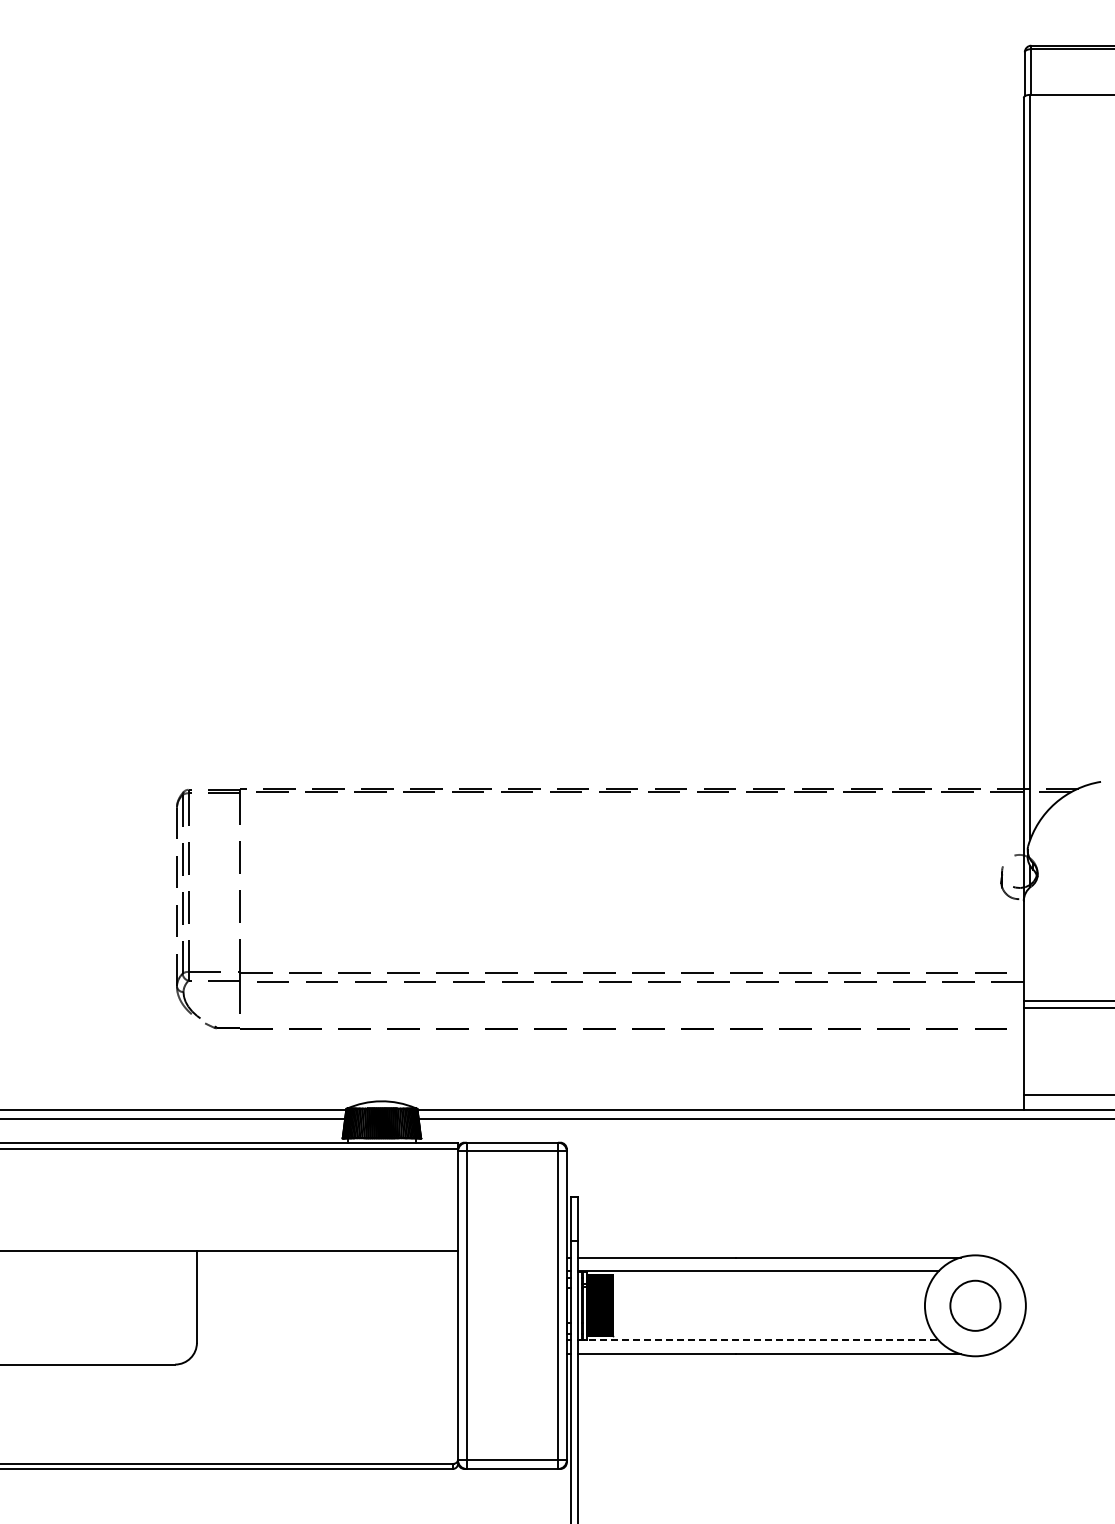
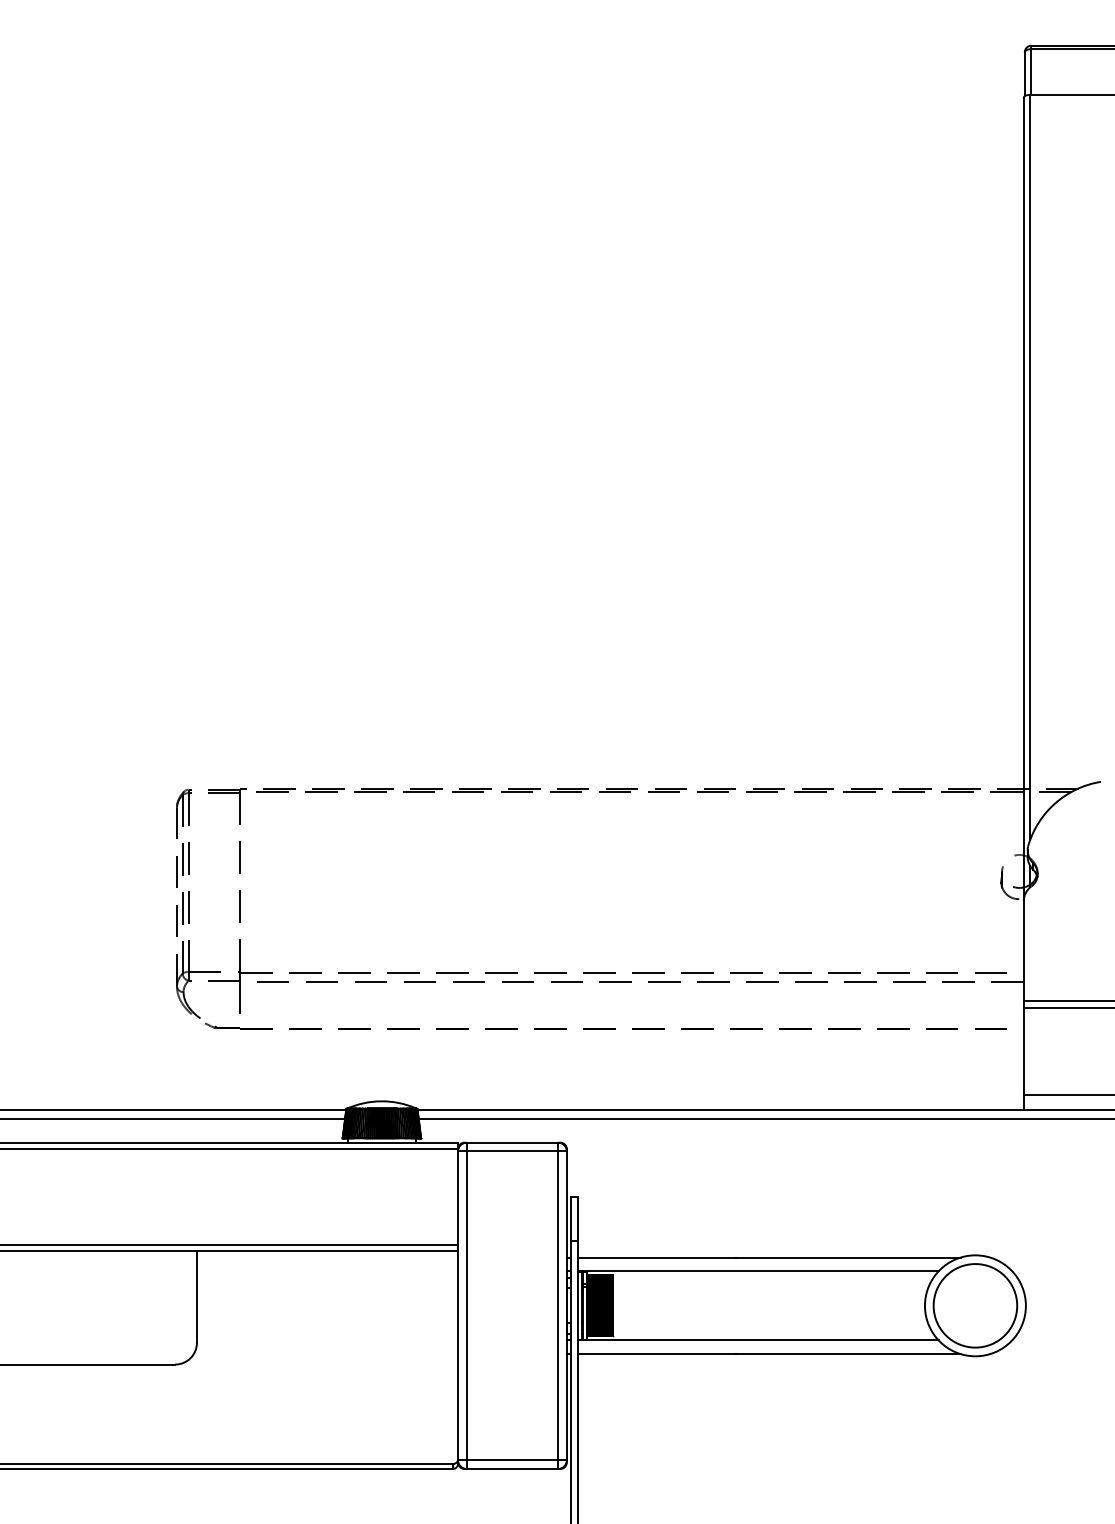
line: none -> present (230, 1244)
circle diameter: 50 px -> 84 px (975, 1305)
line: dashed -> solid (758, 1340)
